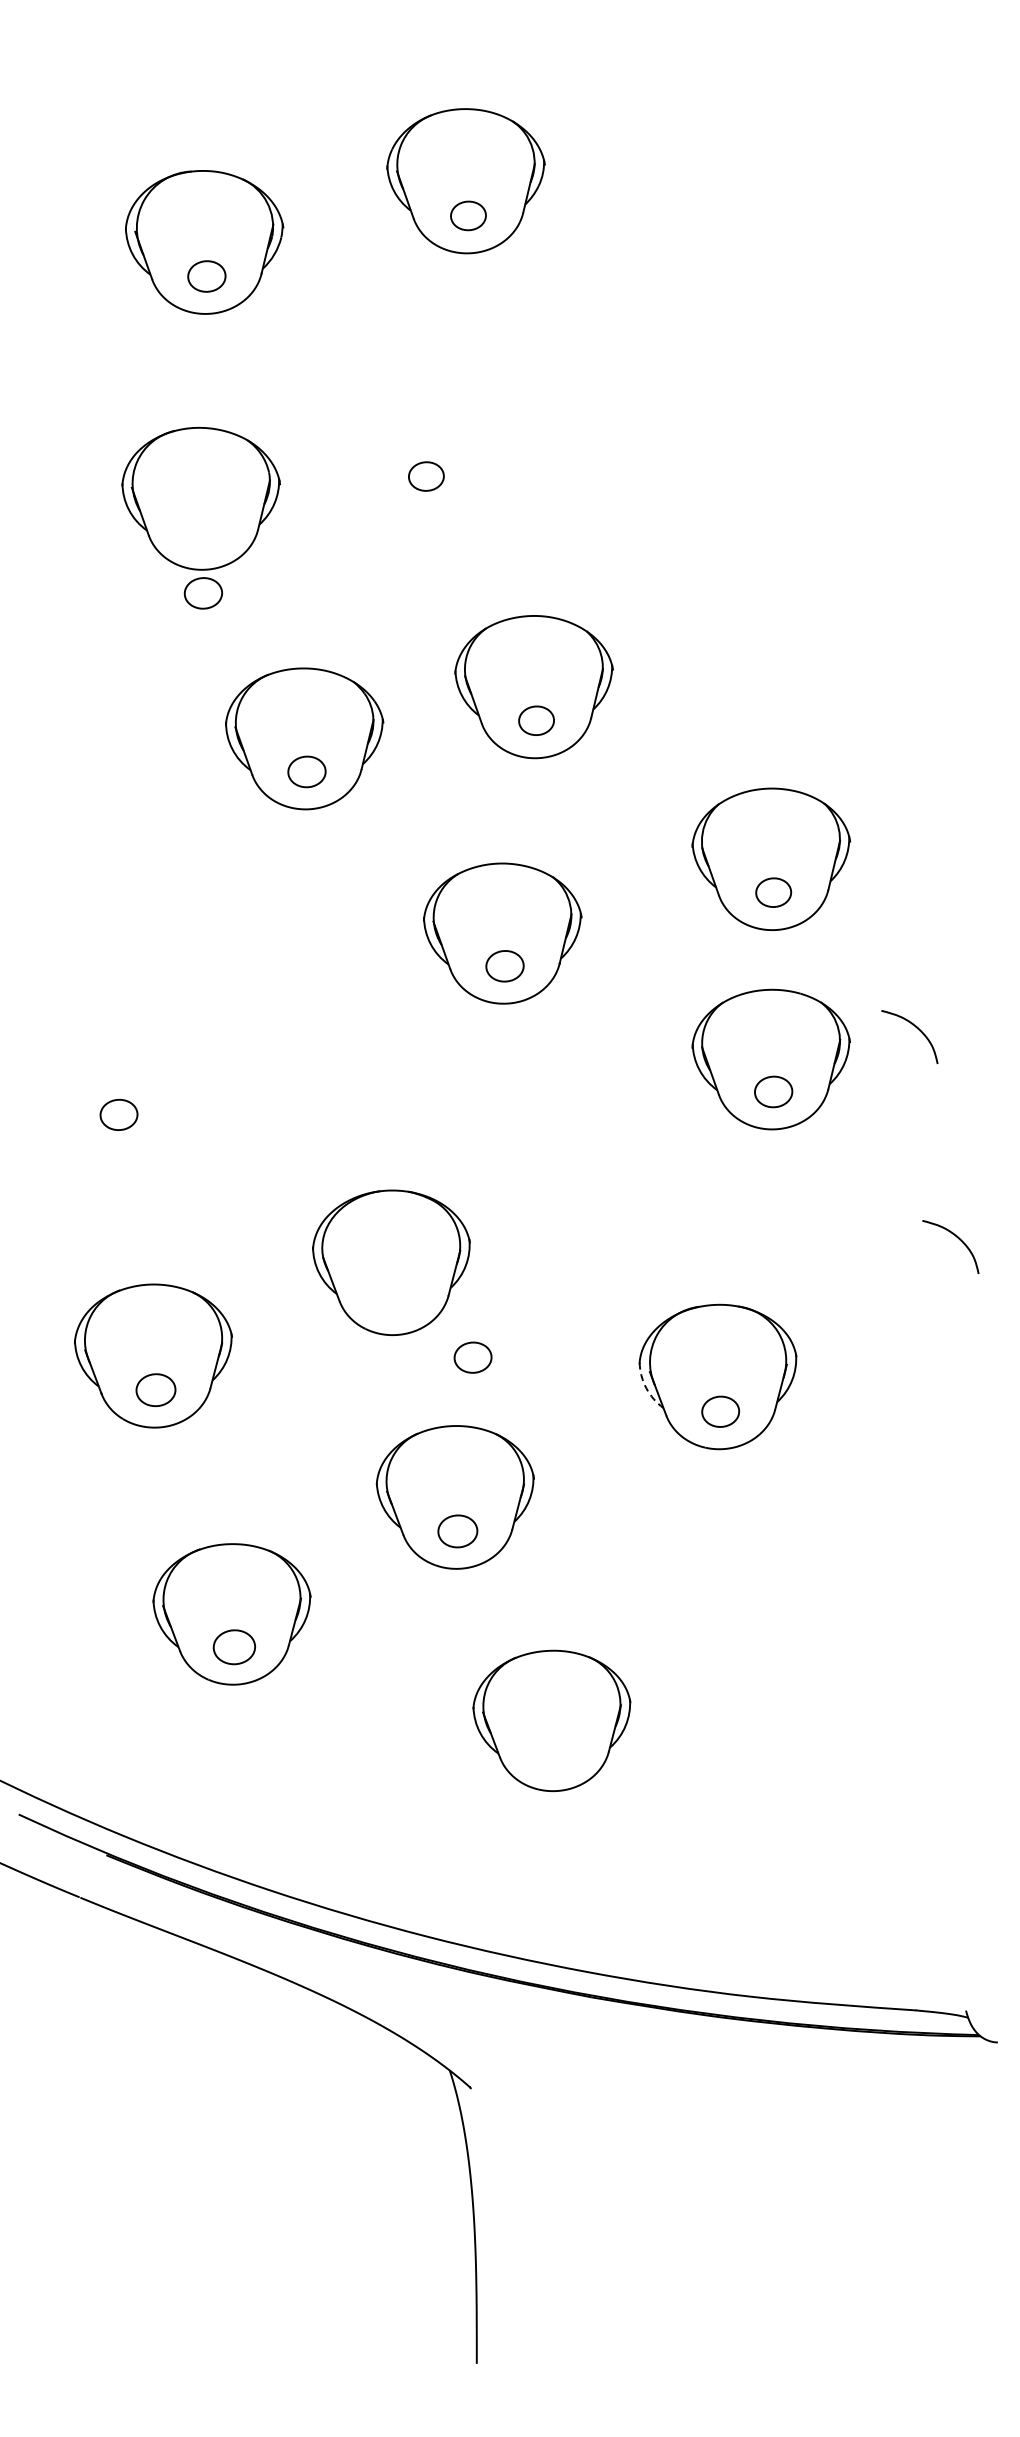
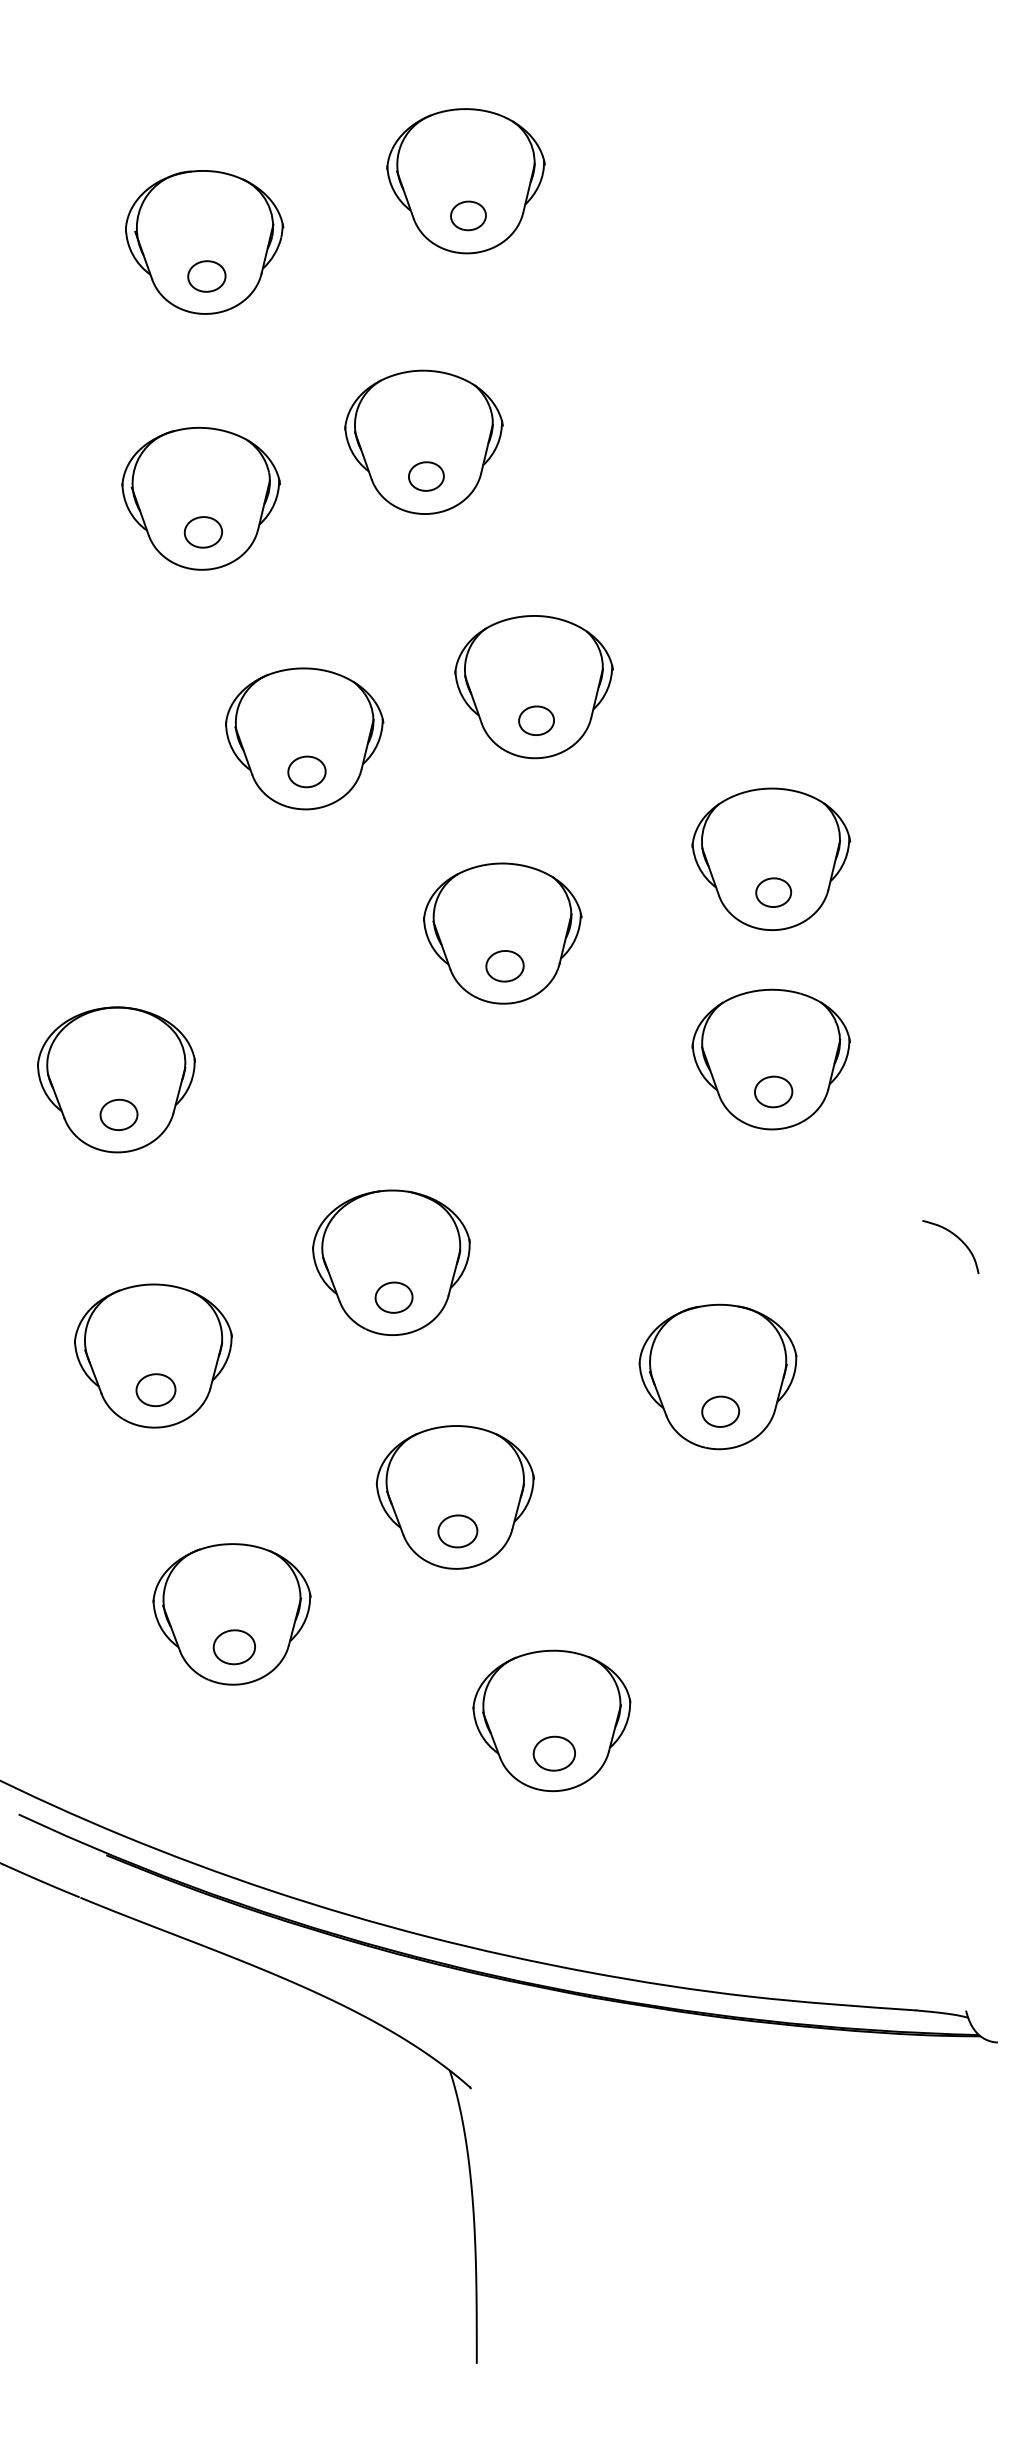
part: none -> present (423, 441)
part position: (203, 593) -> (203, 532) (203, 532)
curve: present -> none (916, 1028)
part: none -> present (116, 1079)
part position: (472, 1357) -> (393, 1297) (393, 1297)
arc: dashed -> solid (646, 1388)
part: none -> present (553, 1753)
